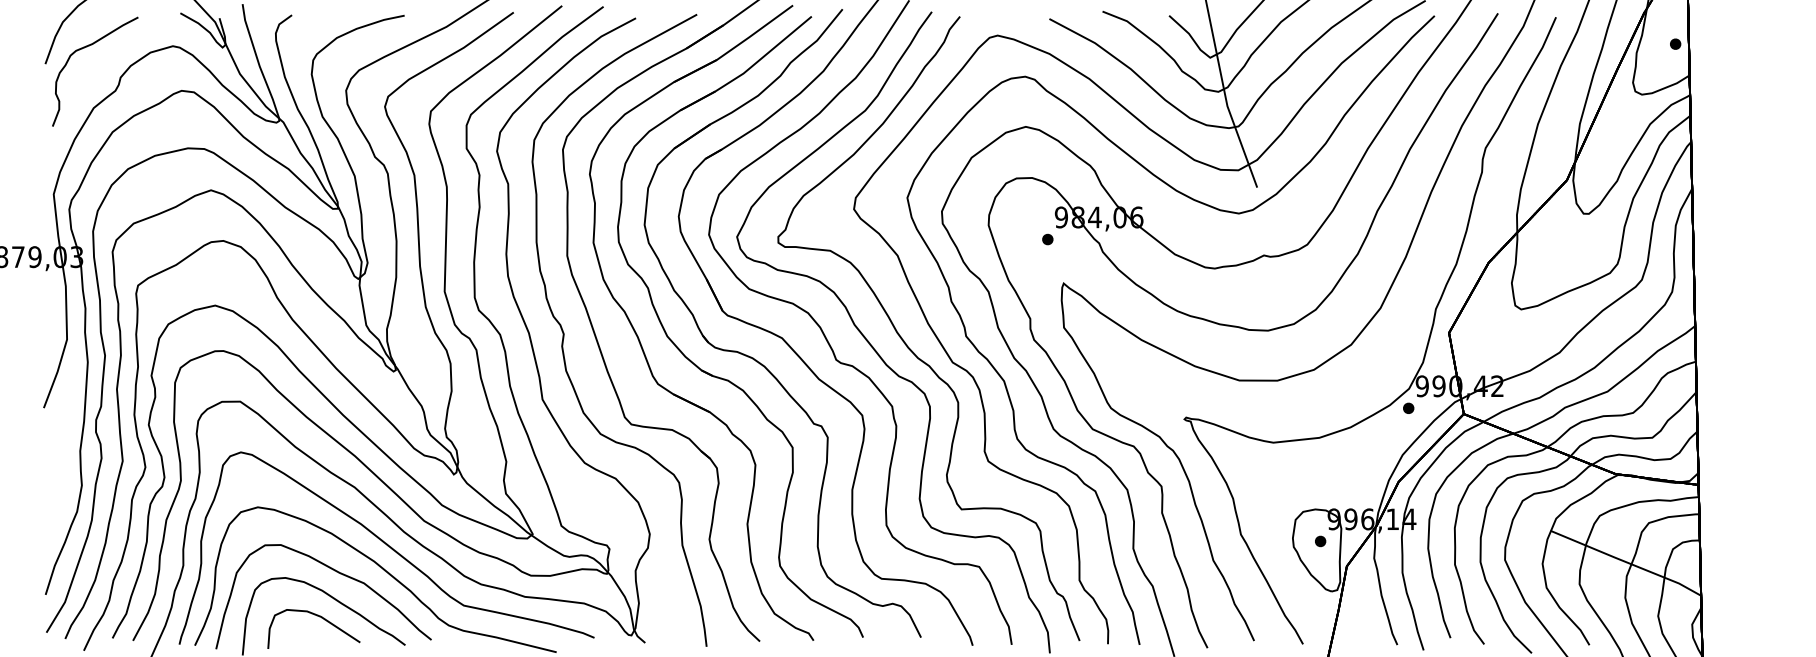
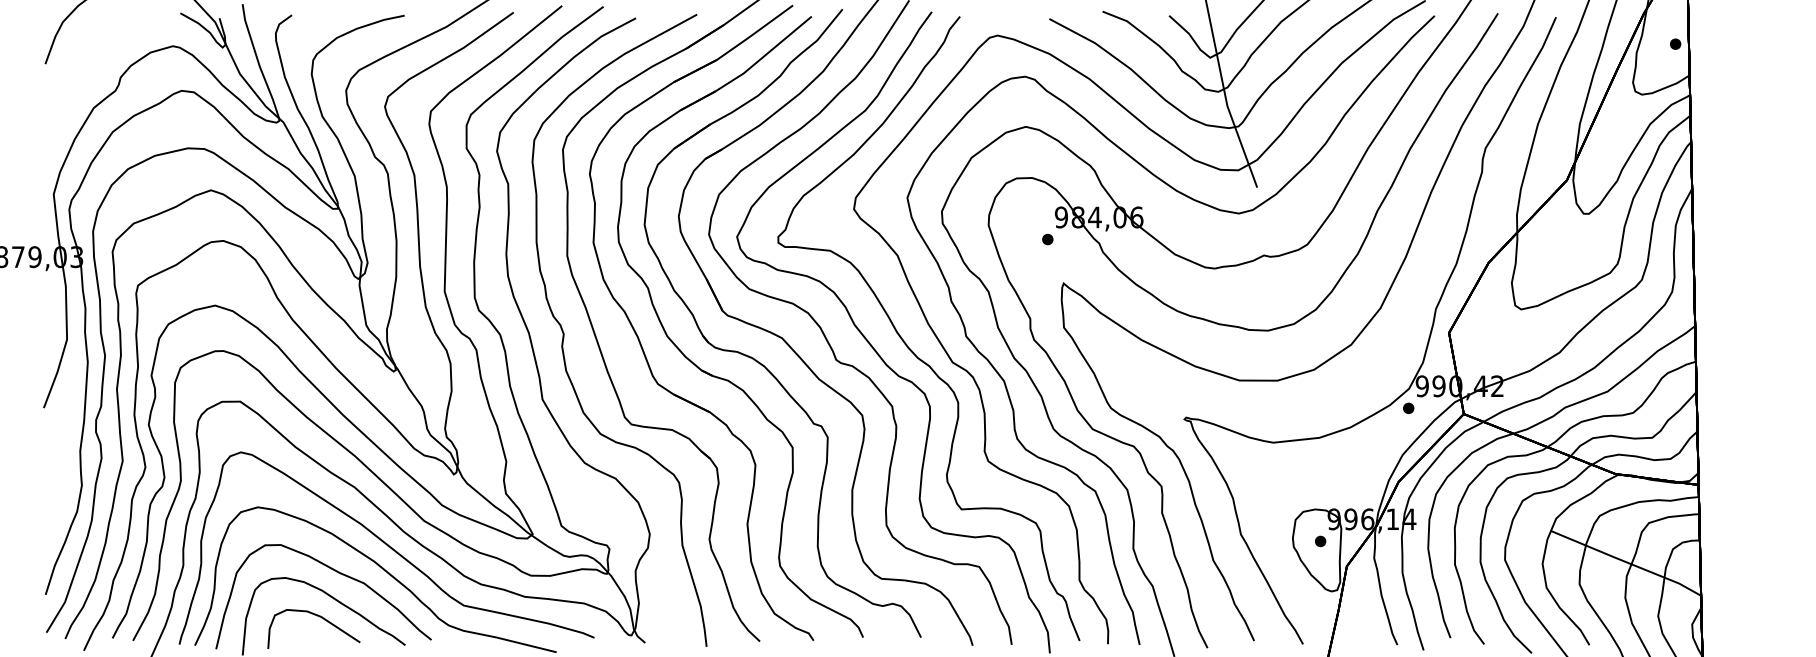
curve: present -> none (87, 47)
